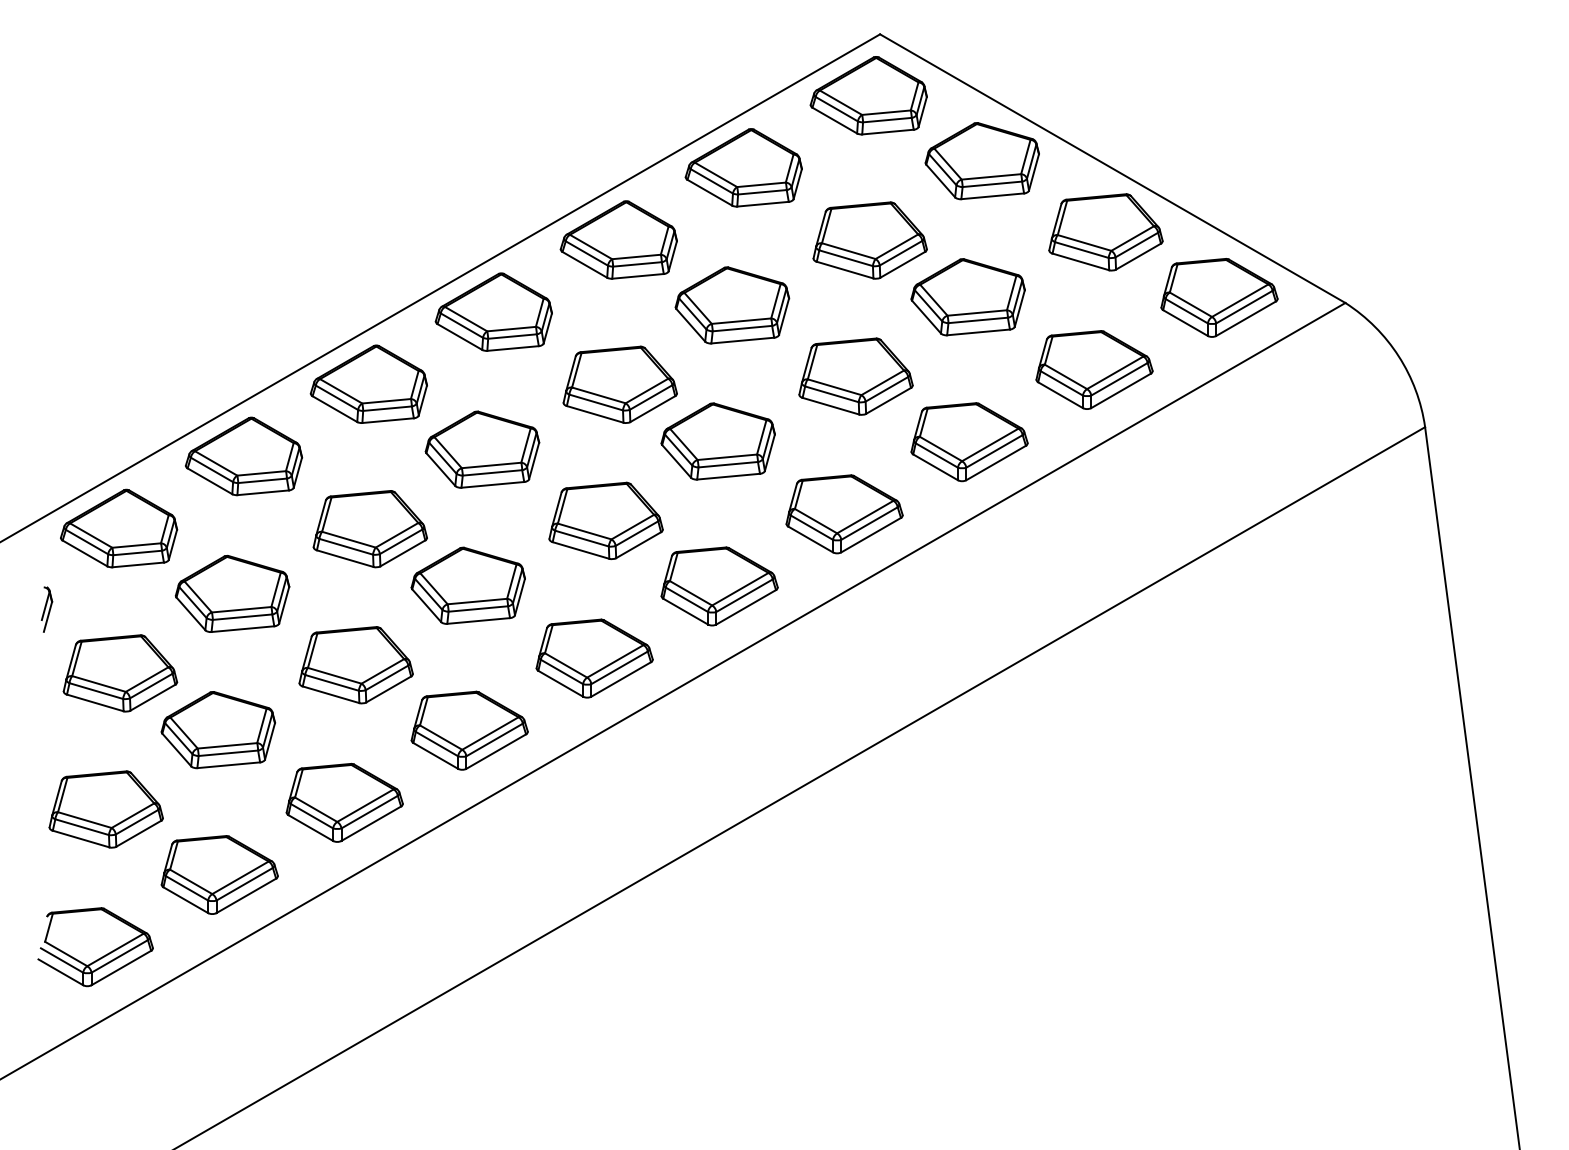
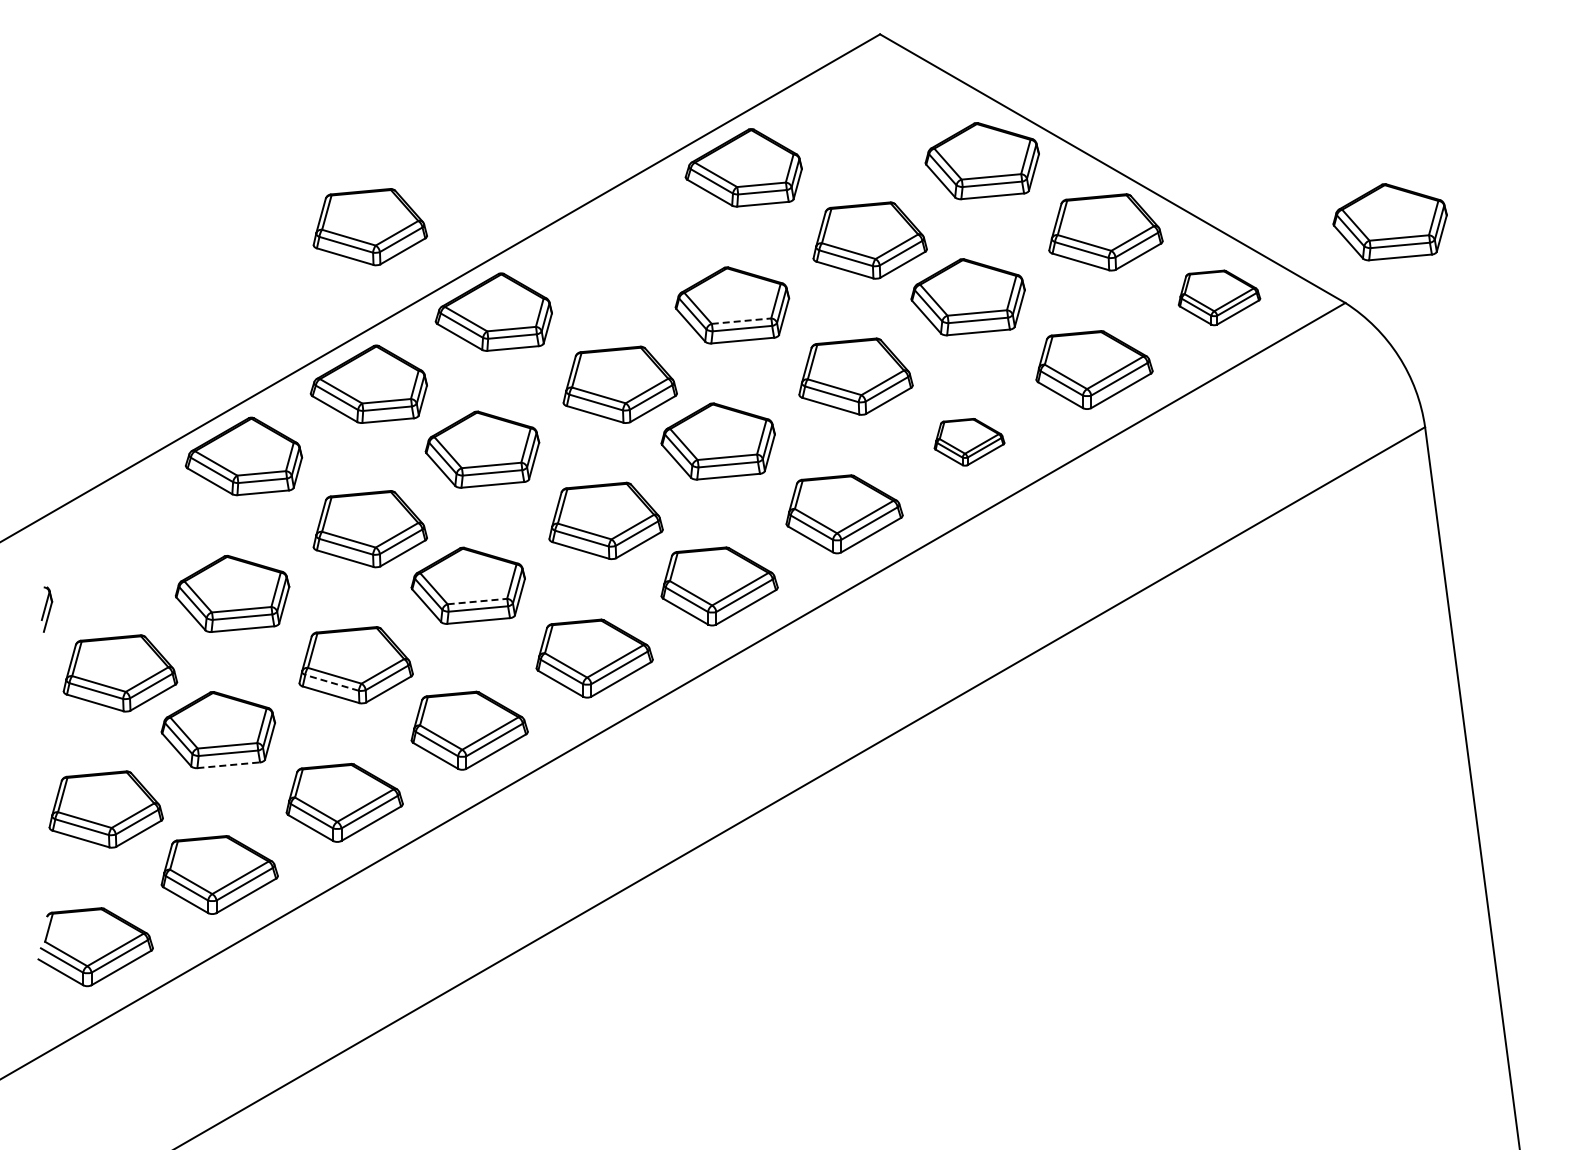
part: present -> none (868, 95)
part: none -> present (1389, 222)
part: none -> present (369, 227)
part: present -> none (618, 239)
part size: 119x80 px -> 84x58 px (1219, 297)
line: solid -> dashed (741, 321)
part size: 119x81 px -> 73x49 px (969, 442)
part: present -> none (119, 528)
line: solid -> dashed (477, 601)
line: solid -> dashed (332, 682)
line: solid -> dashed (228, 765)
